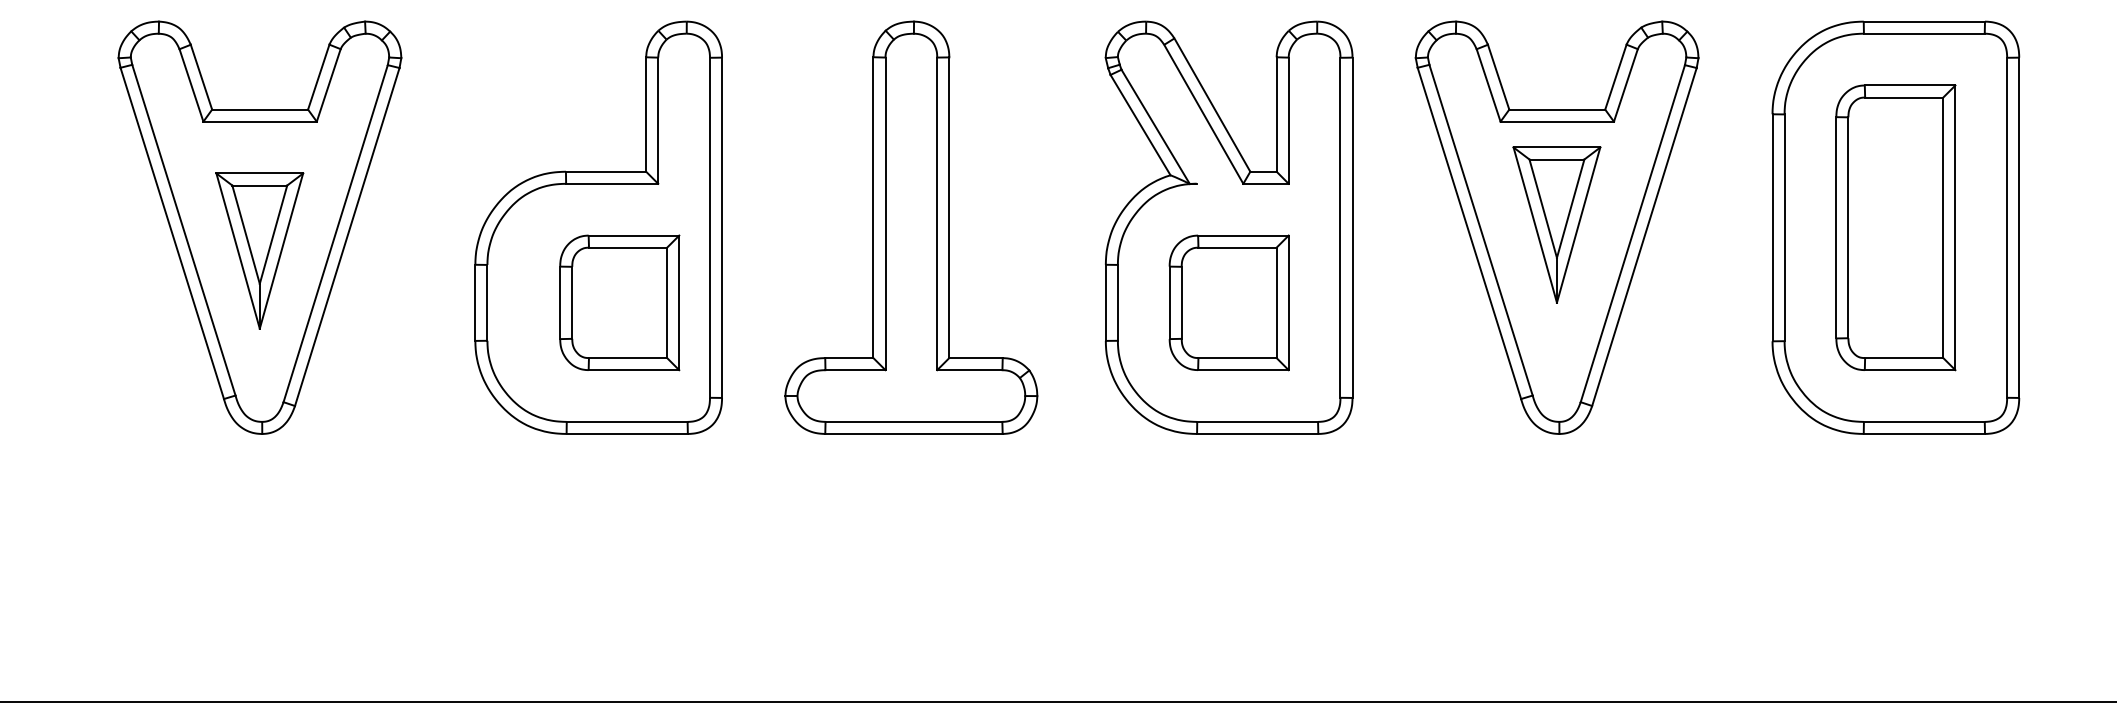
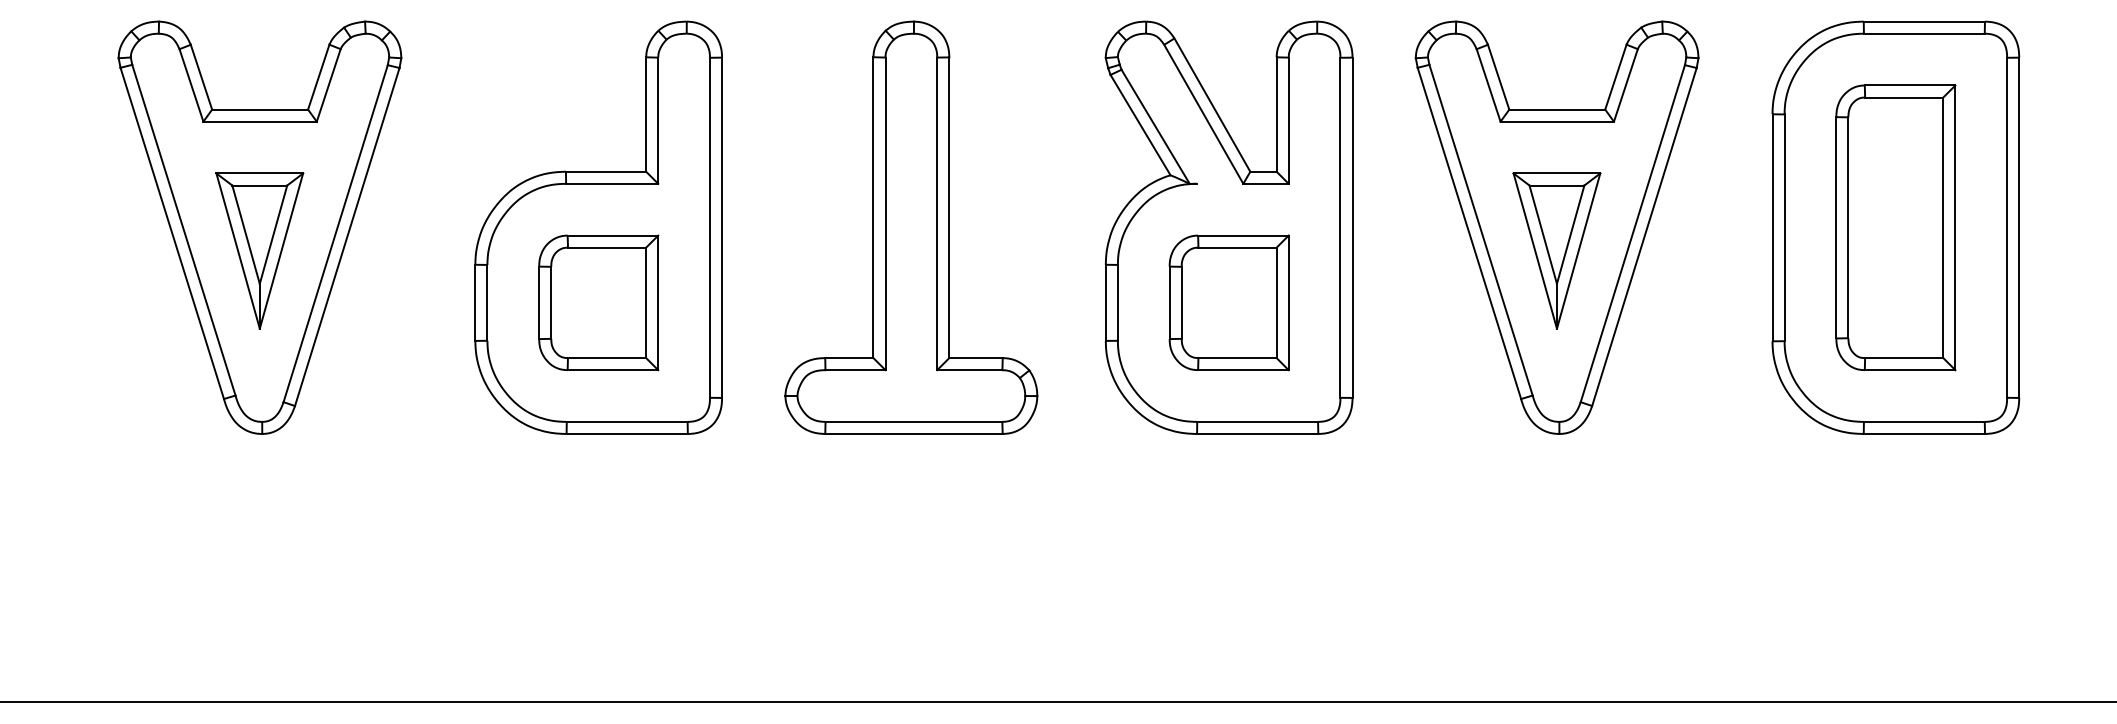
part position: (1556, 224) -> (1556, 250) (1556, 250)
part position: (619, 302) -> (598, 302) (598, 302)
